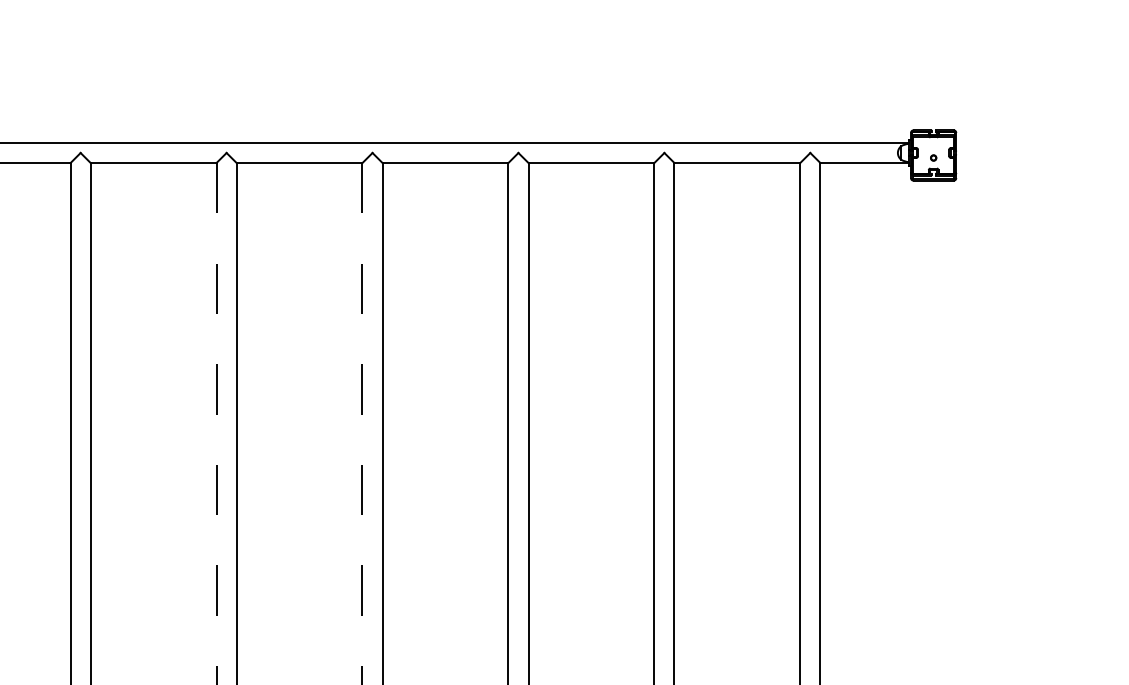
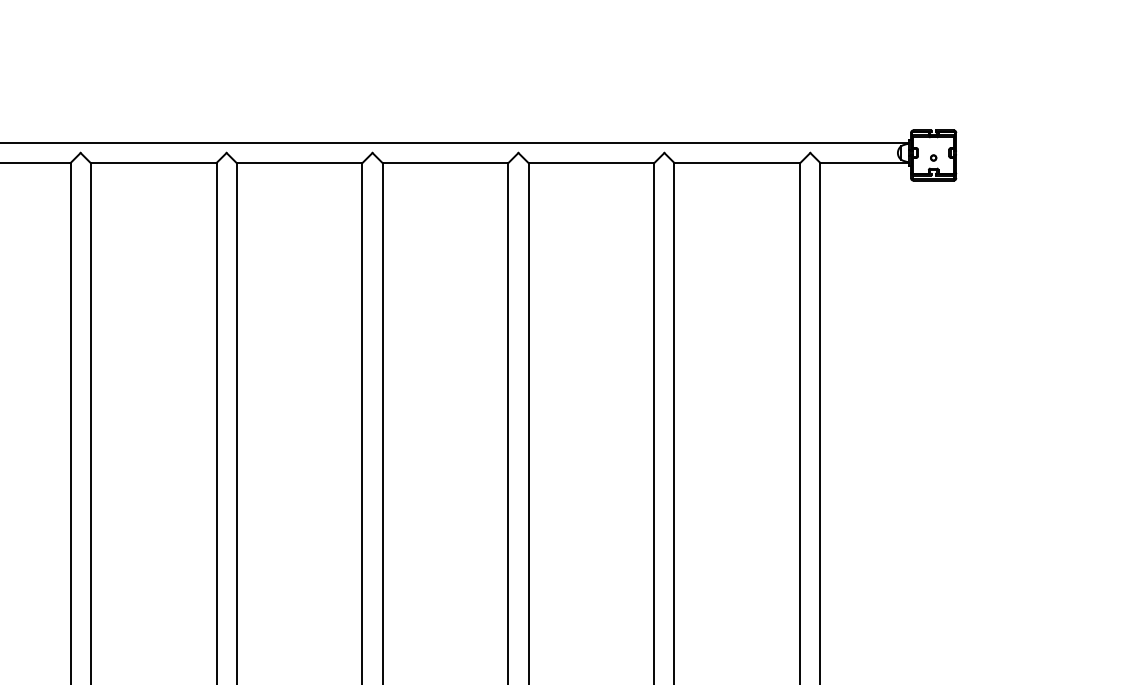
line: dashed -> solid (216, 423)
line: dashed -> solid (362, 423)
